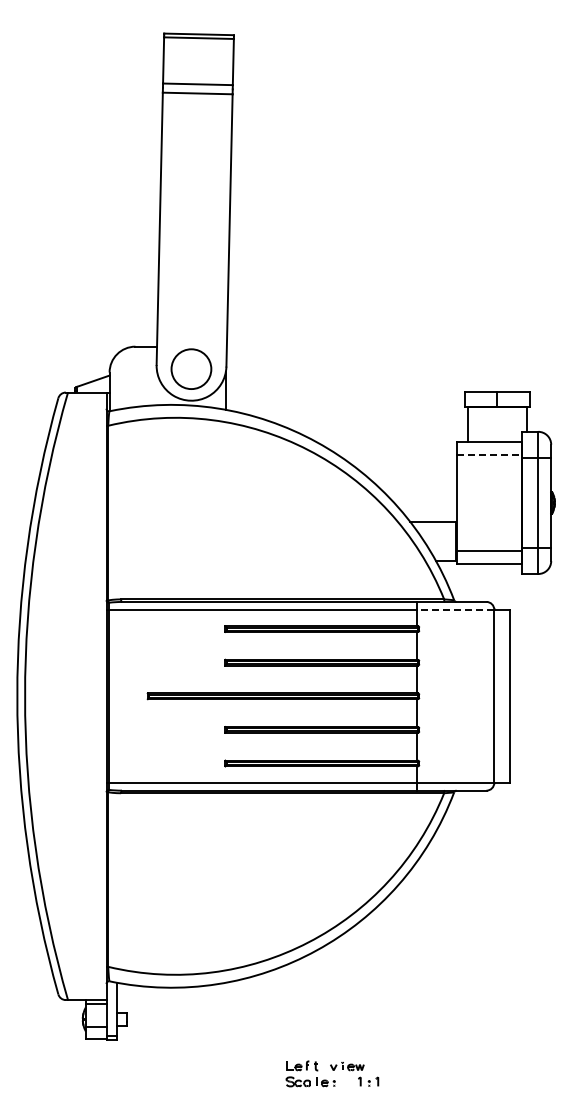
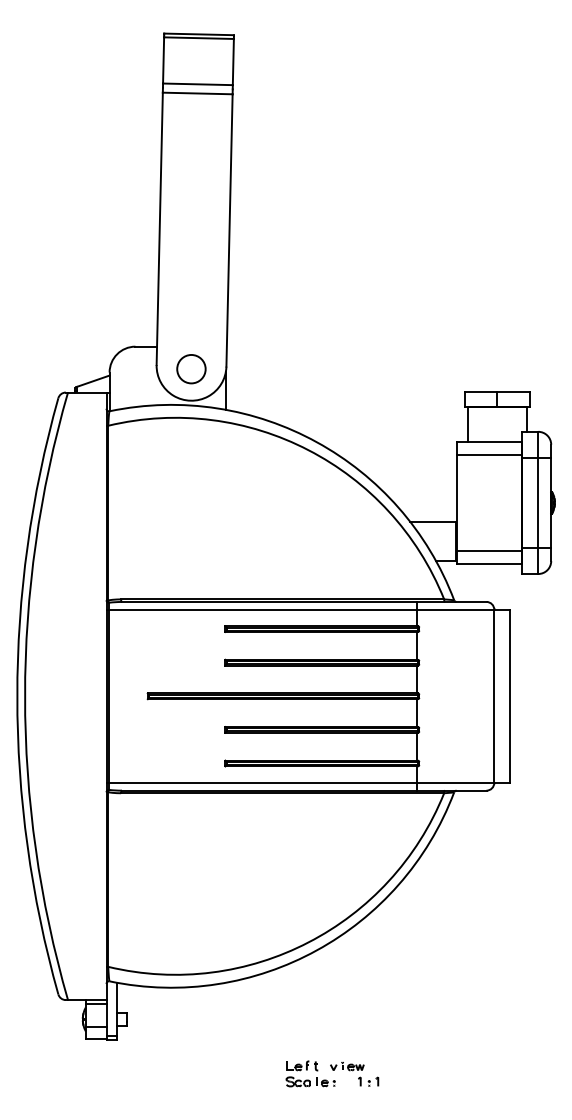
circle diameter: 40 px -> 28 px (191, 368)
line: dashed -> solid (489, 455)
line: dashed -> solid (455, 609)
